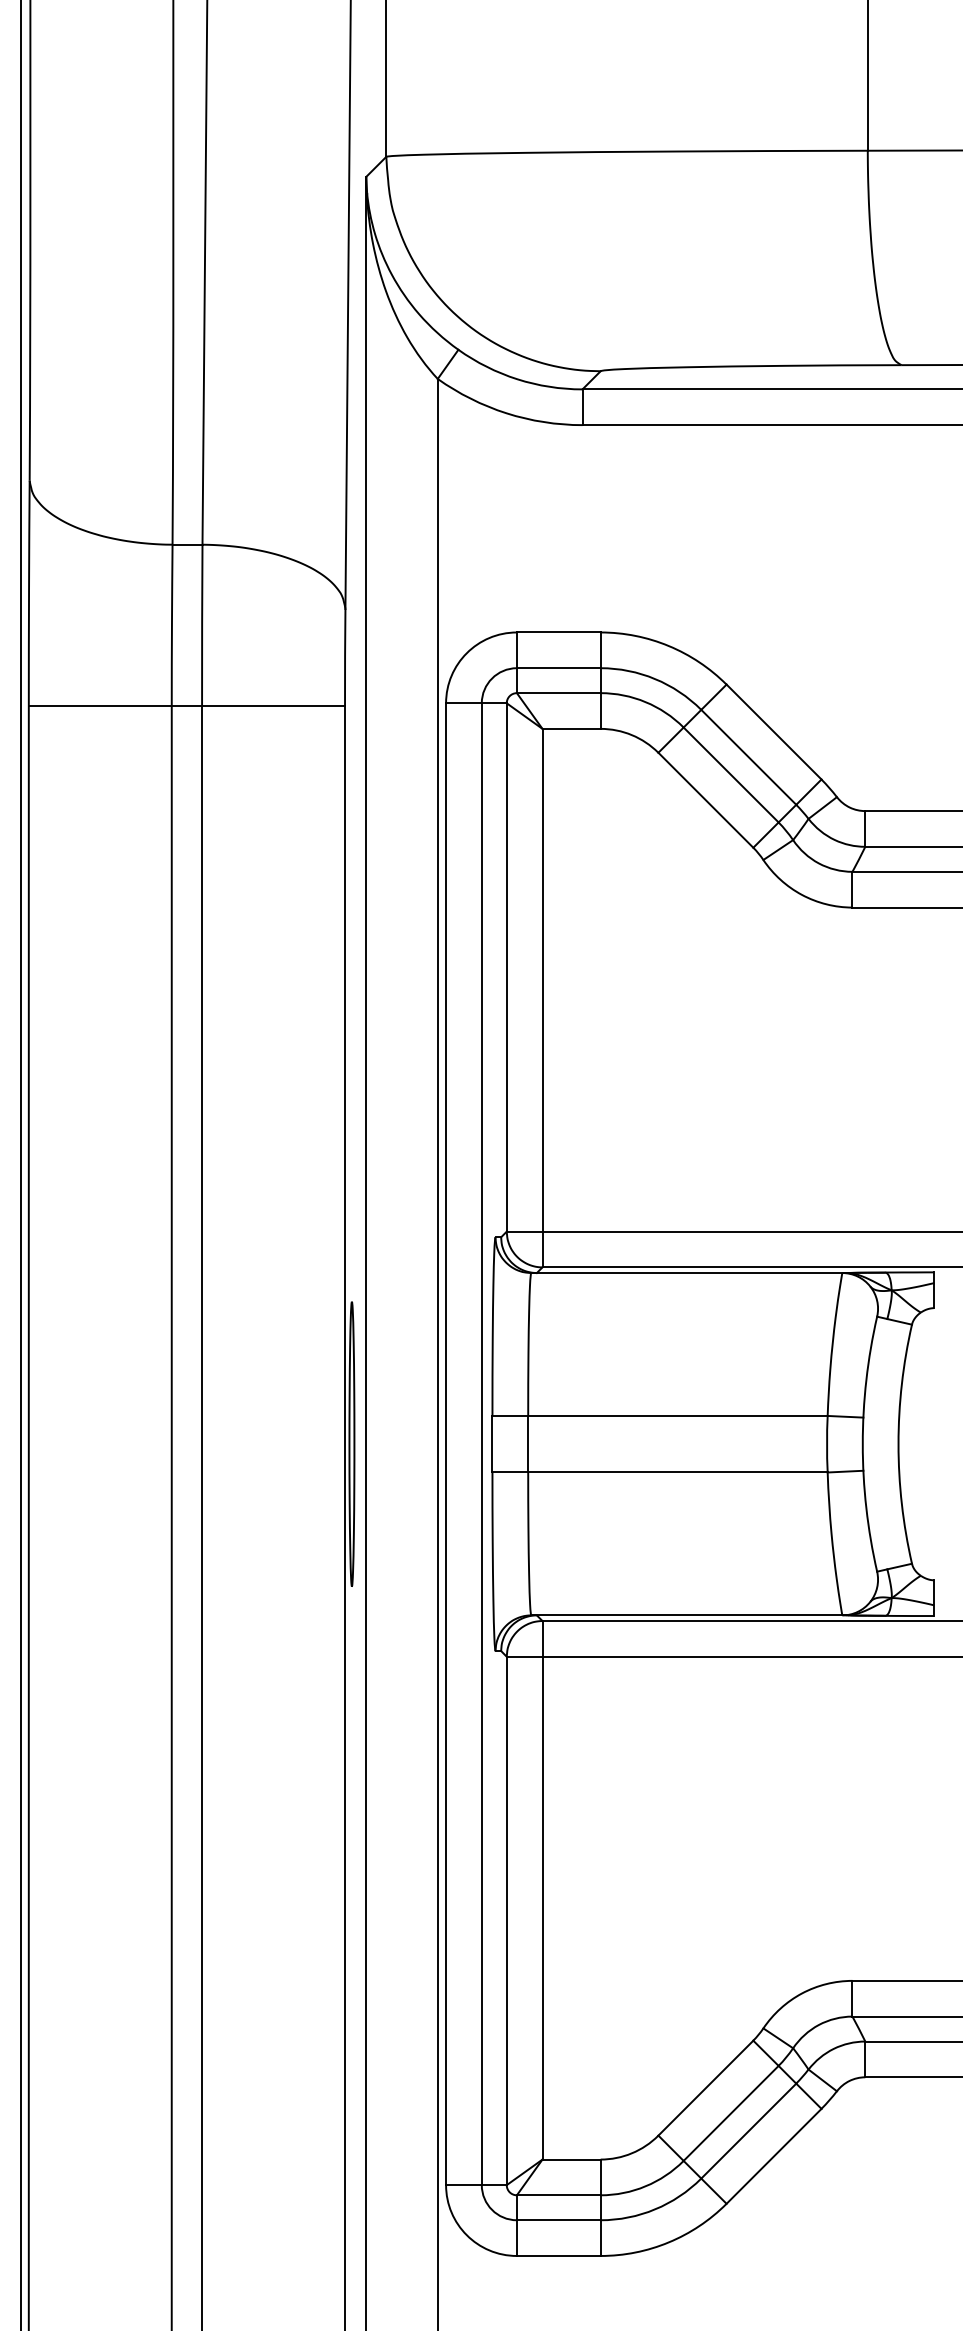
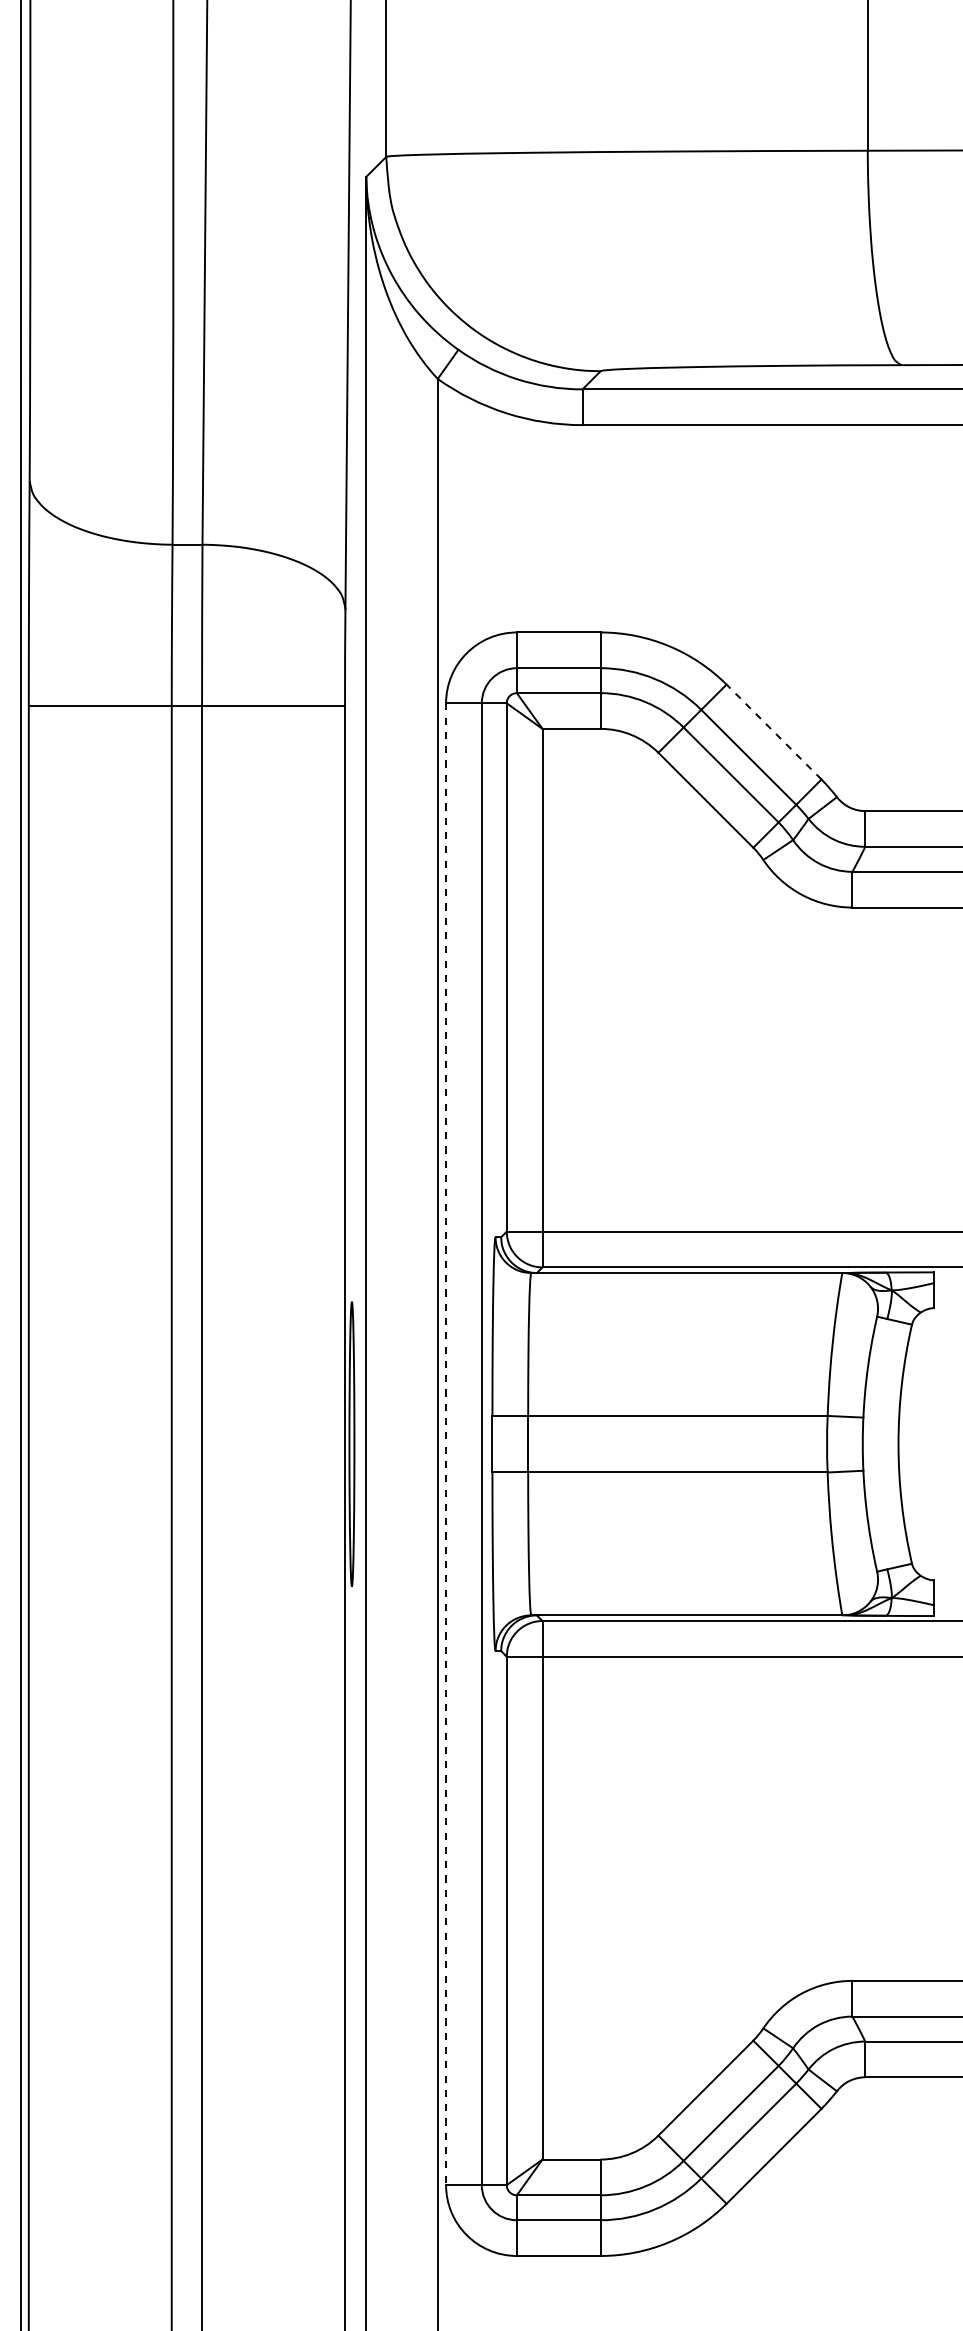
line: solid -> dashed (773, 731)
line: solid -> dashed (446, 1444)
